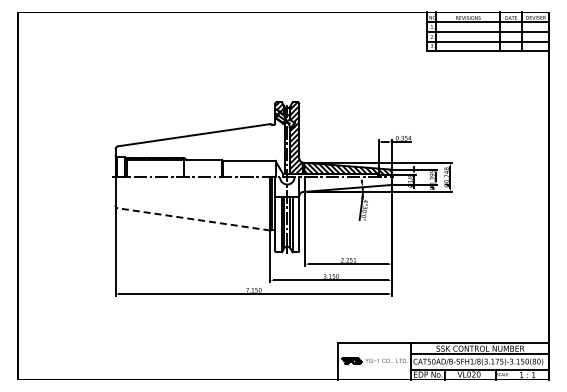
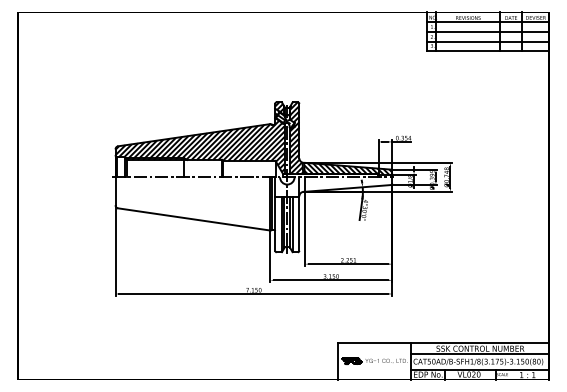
hatch: none -> present (199, 144)
line: dashed -> solid (194, 219)
